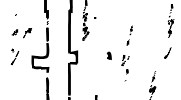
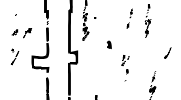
part position: (170, 20) -> (147, 20) (147, 20)
part position: (129, 35) -> (129, 18) (129, 18)
part position: (108, 55) -> (108, 44) (108, 44)
